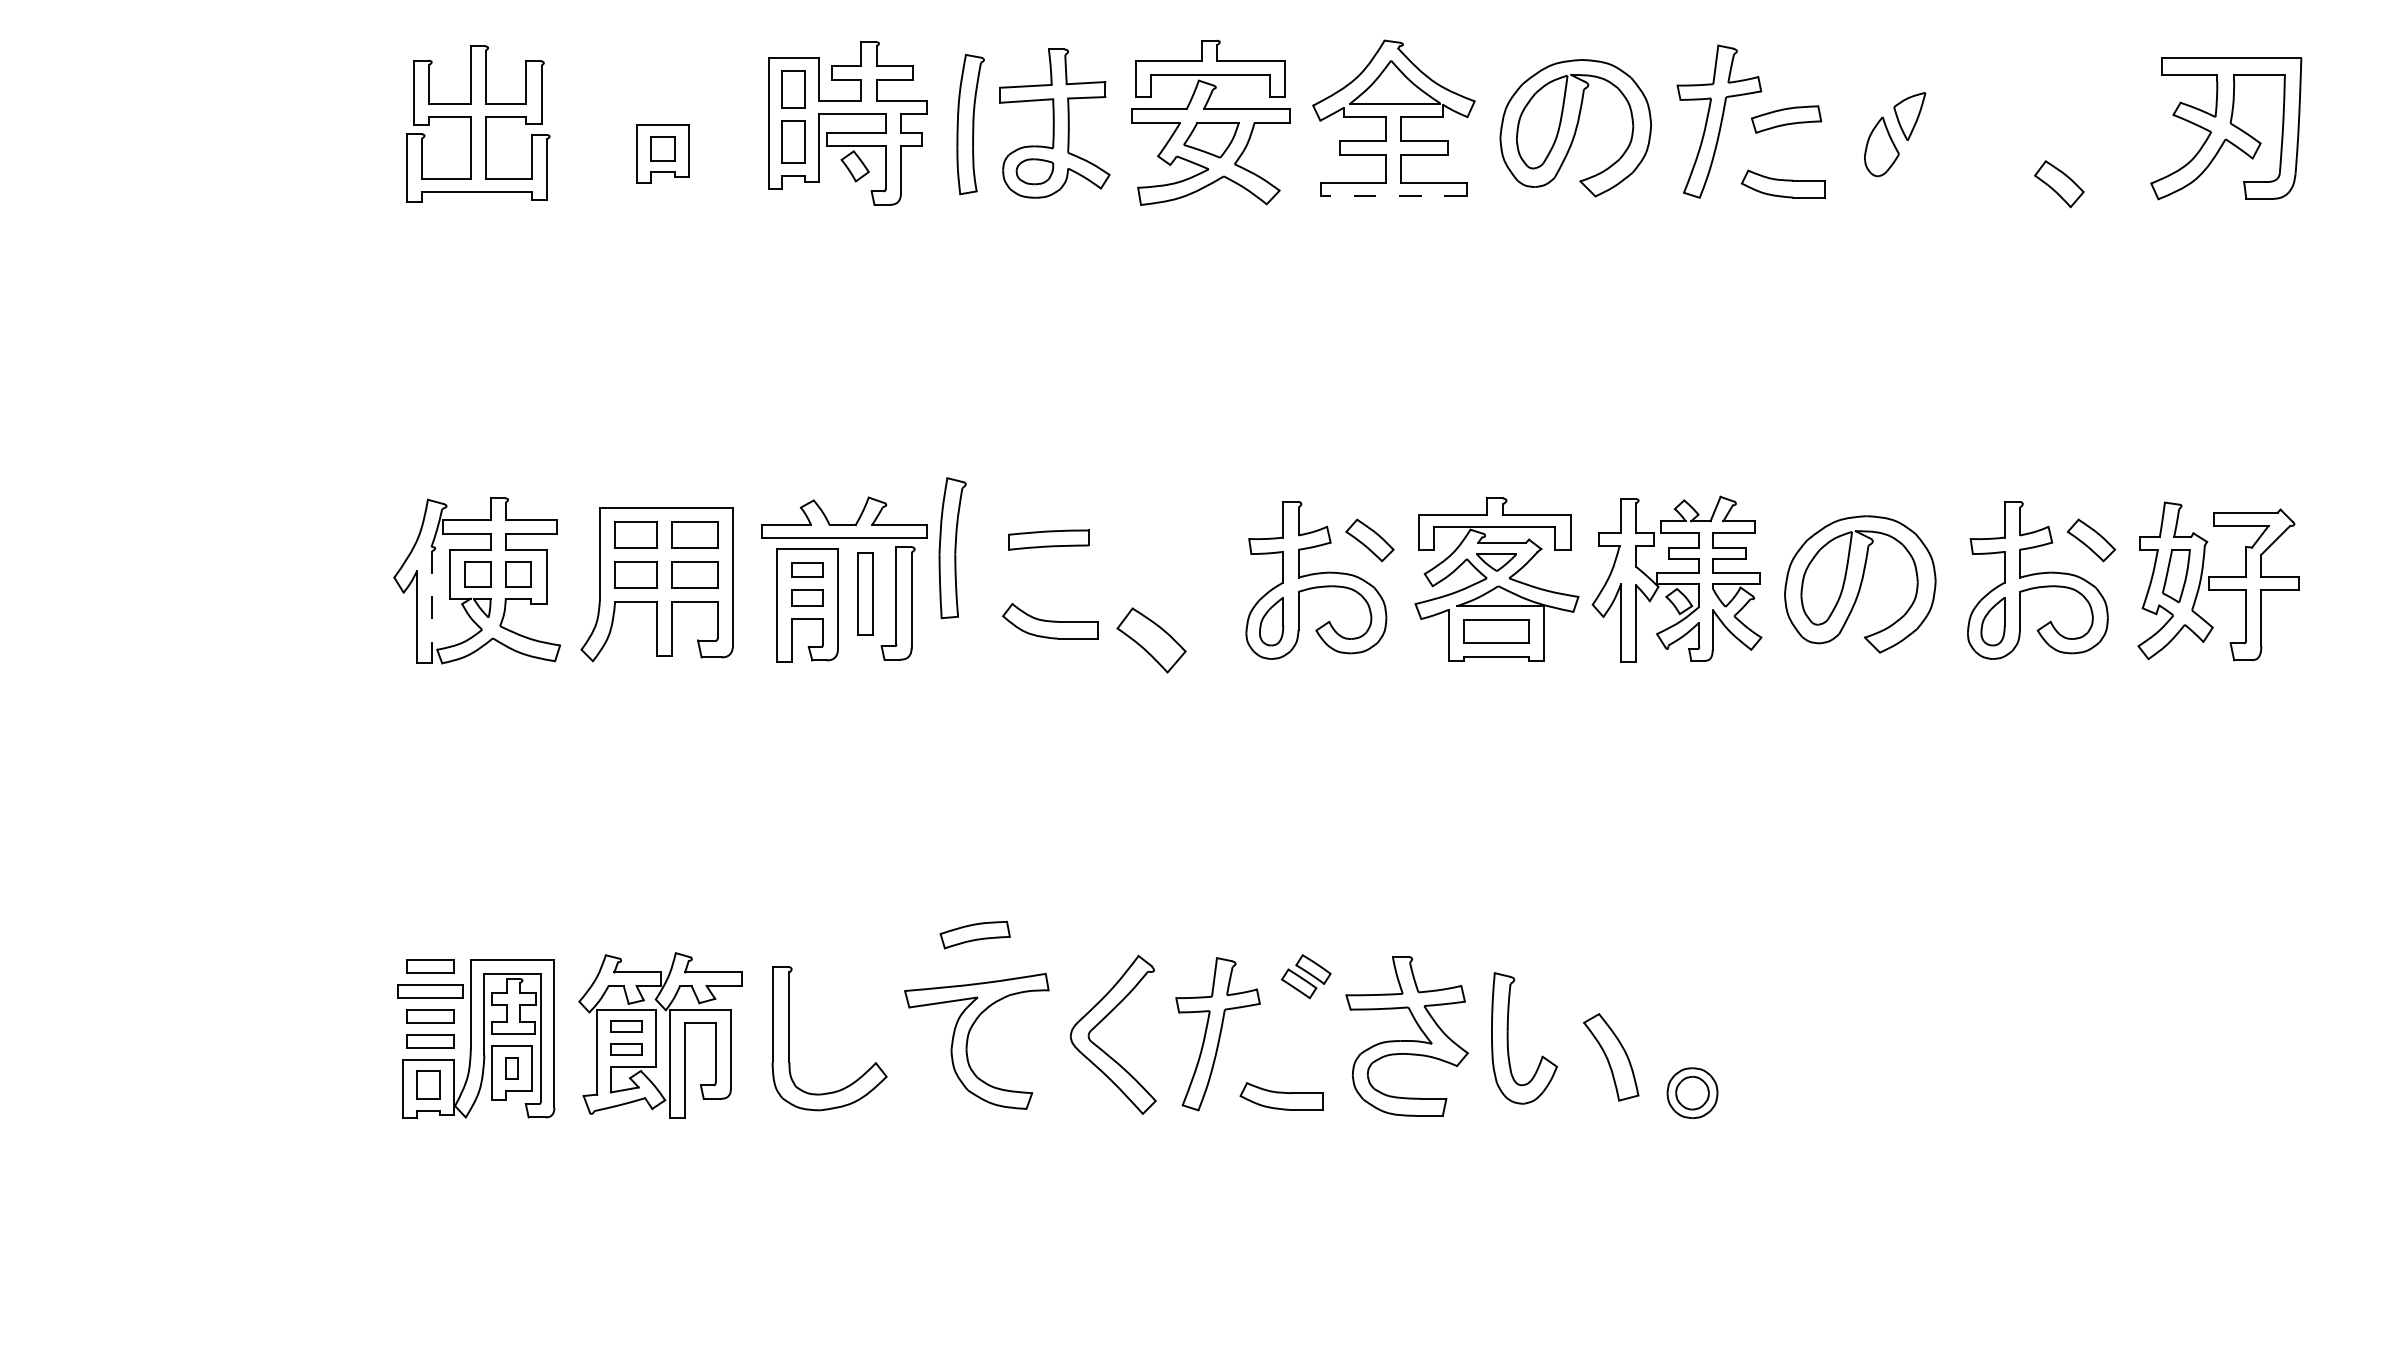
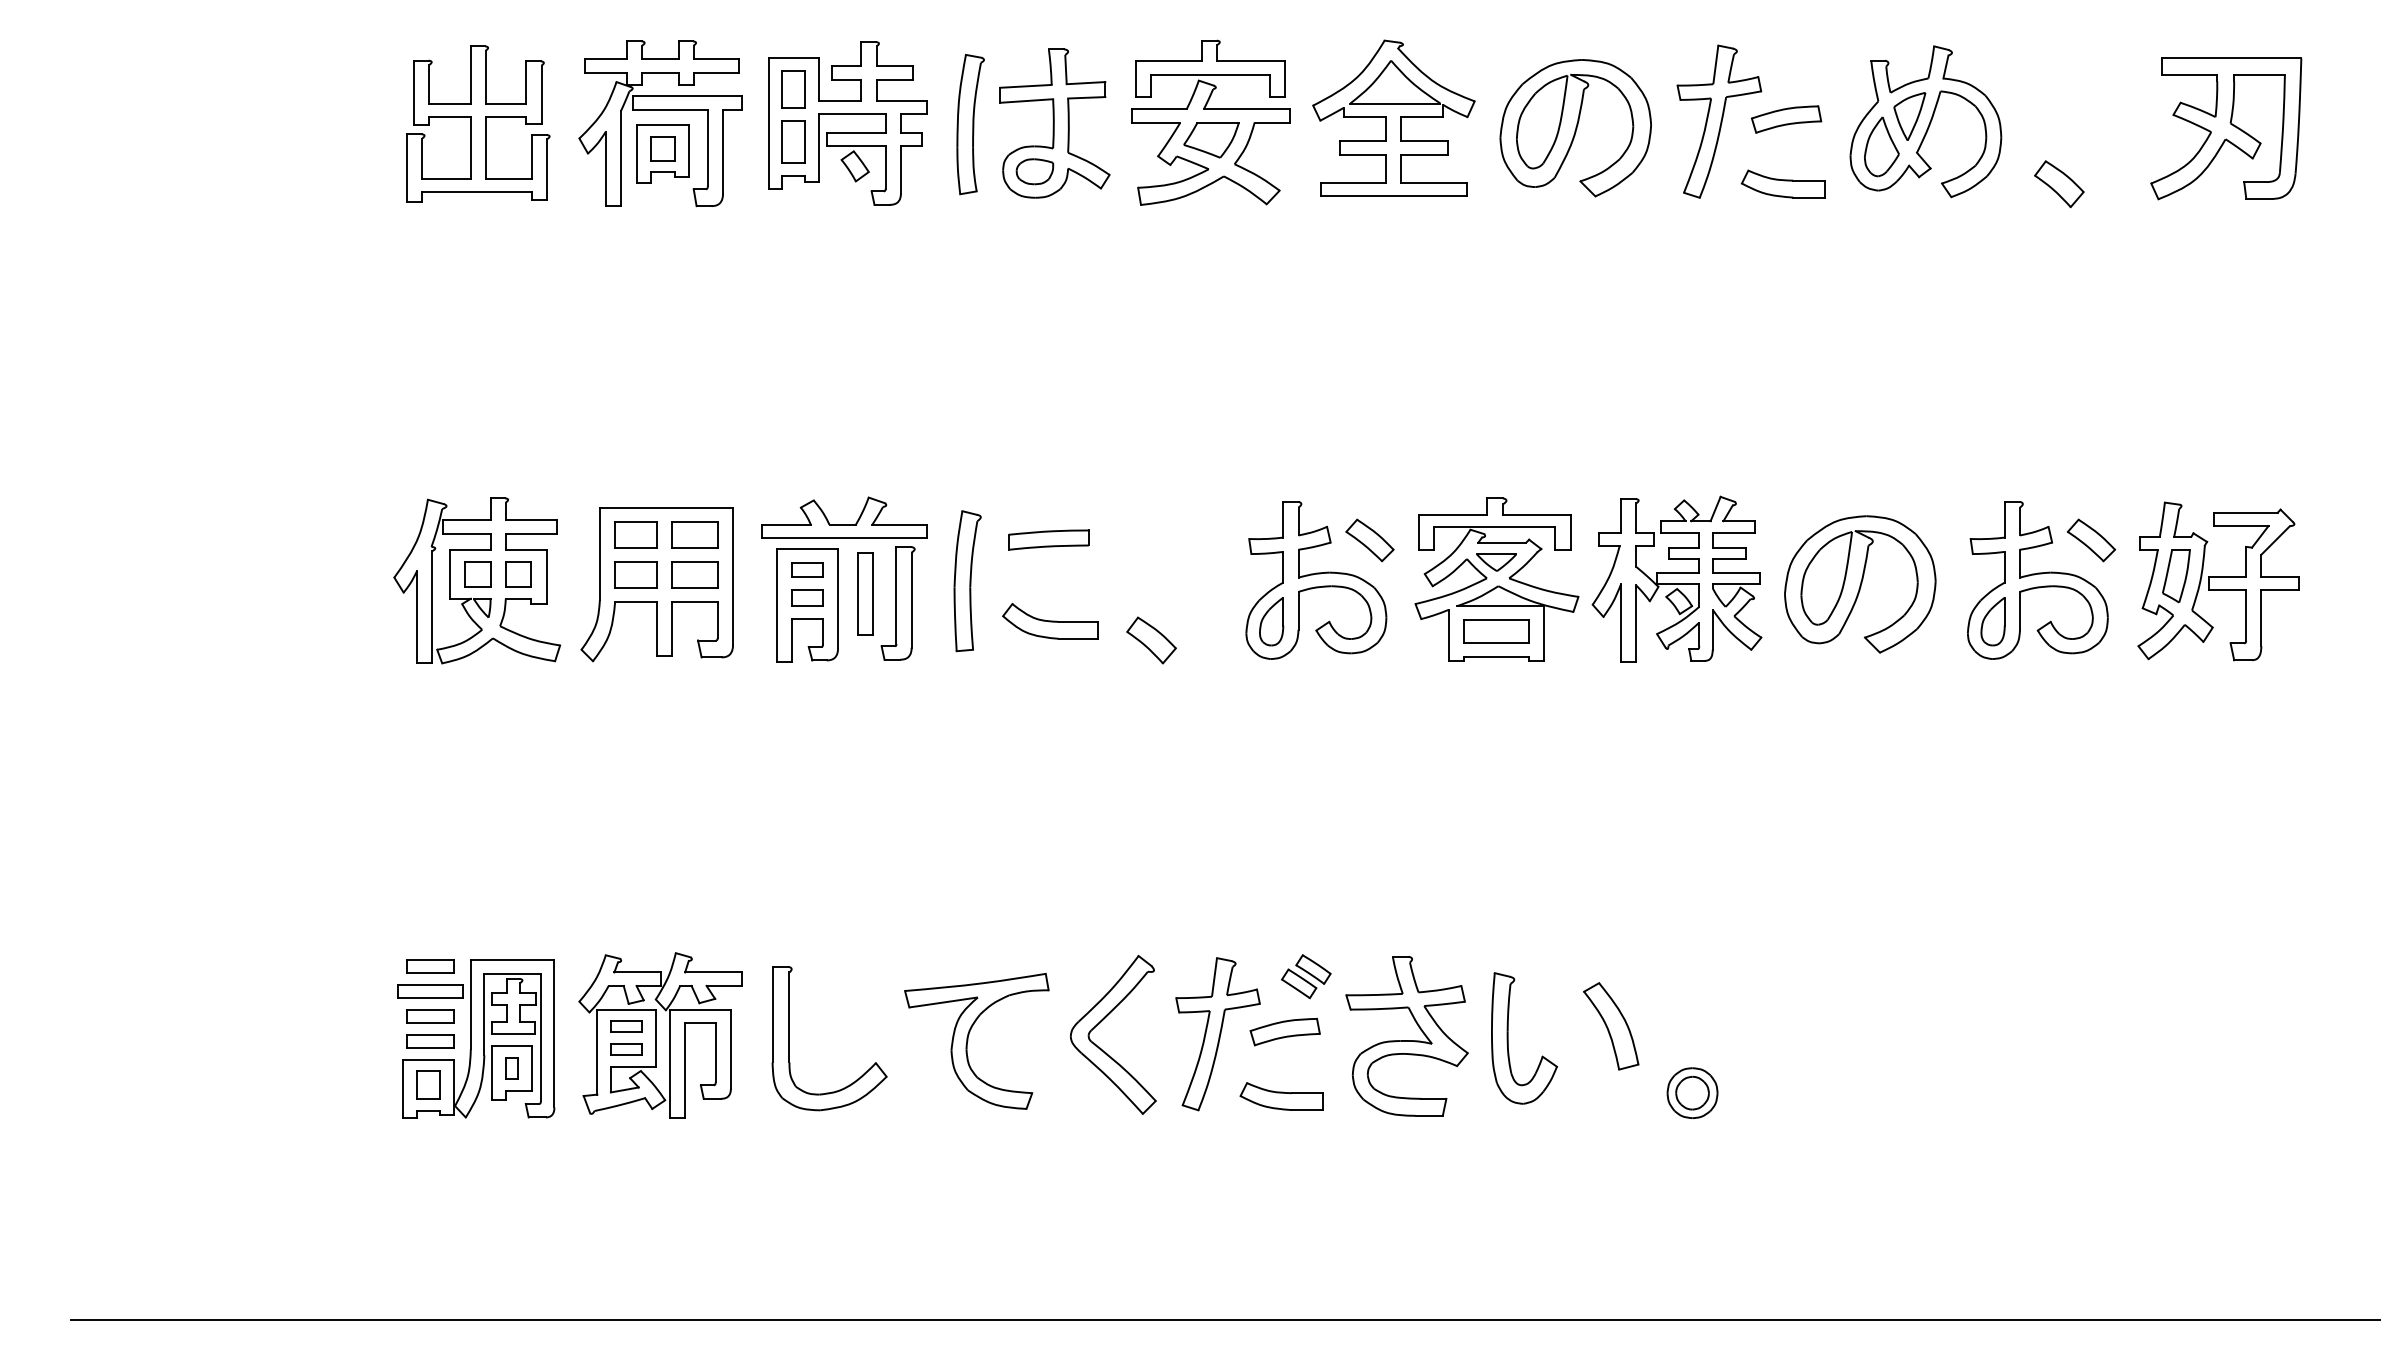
part: none -> present (660, 110)
part: none -> present (1925, 121)
line: dashed -> solid (1393, 196)
part position: (952, 548) -> (967, 581) (967, 581)
line: dashed -> solid (432, 606)
part size: 71x67 px -> 51x49 px (1151, 640)
part position: (974, 934) -> (1284, 1031) (1284, 1031)
part position: (1611, 1057) -> (1611, 1026) (1611, 1026)
line: none -> present (1224, 1320)
